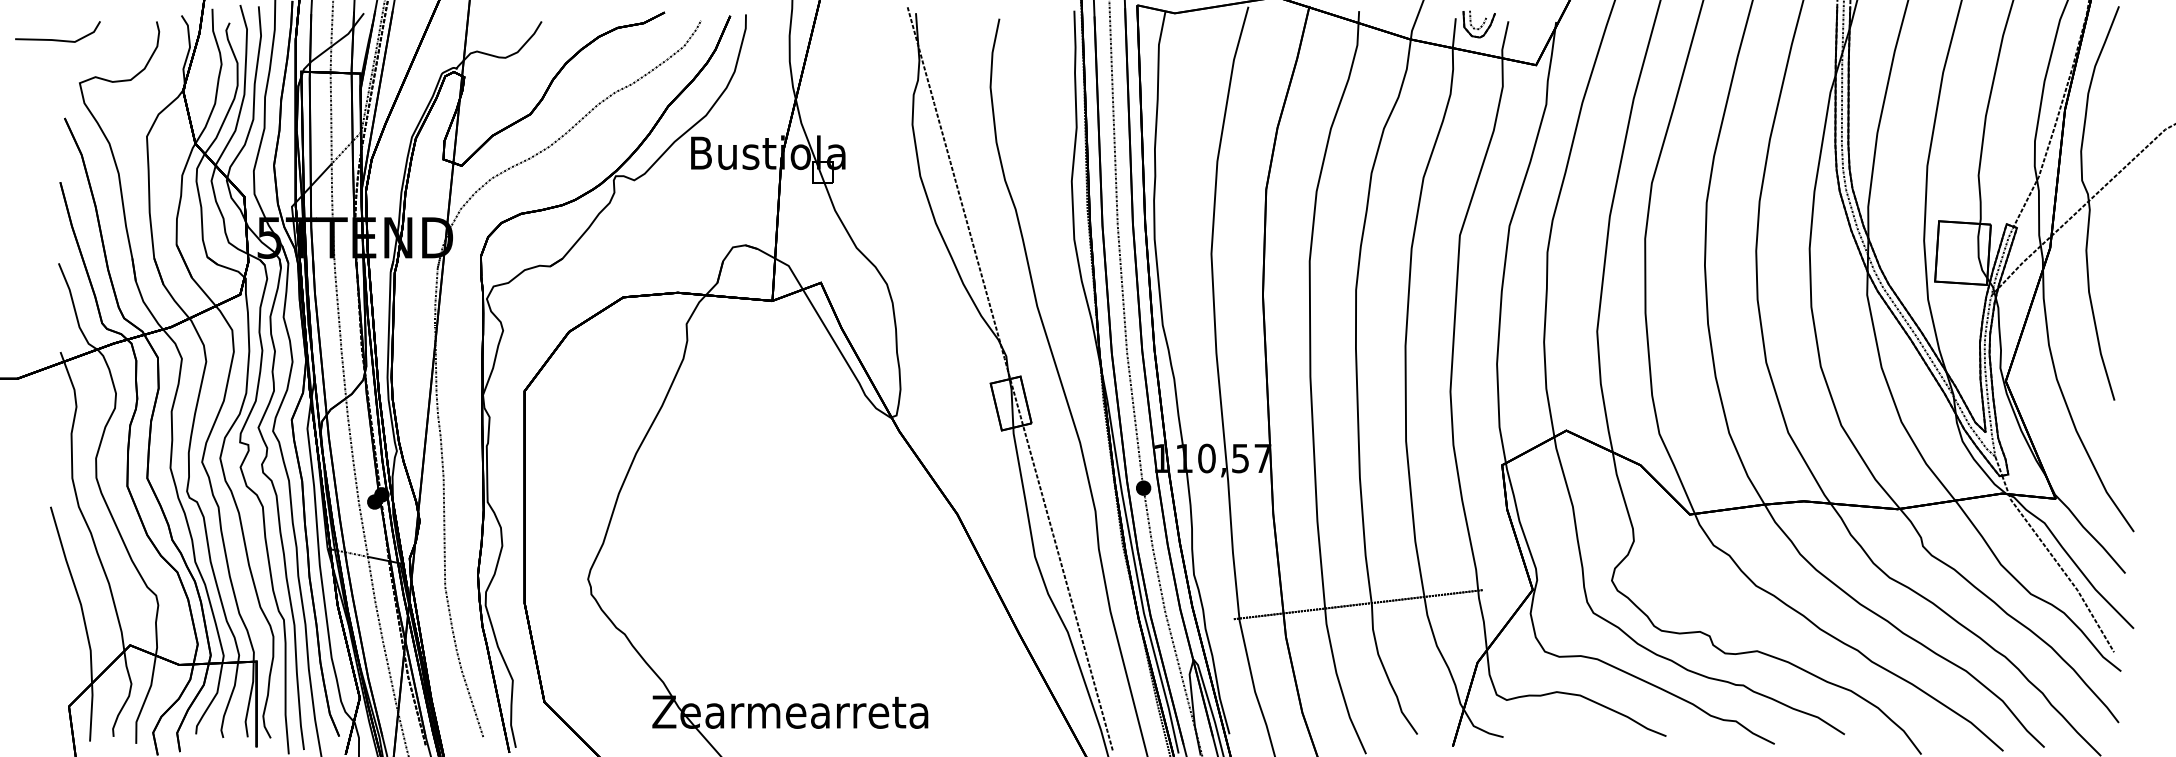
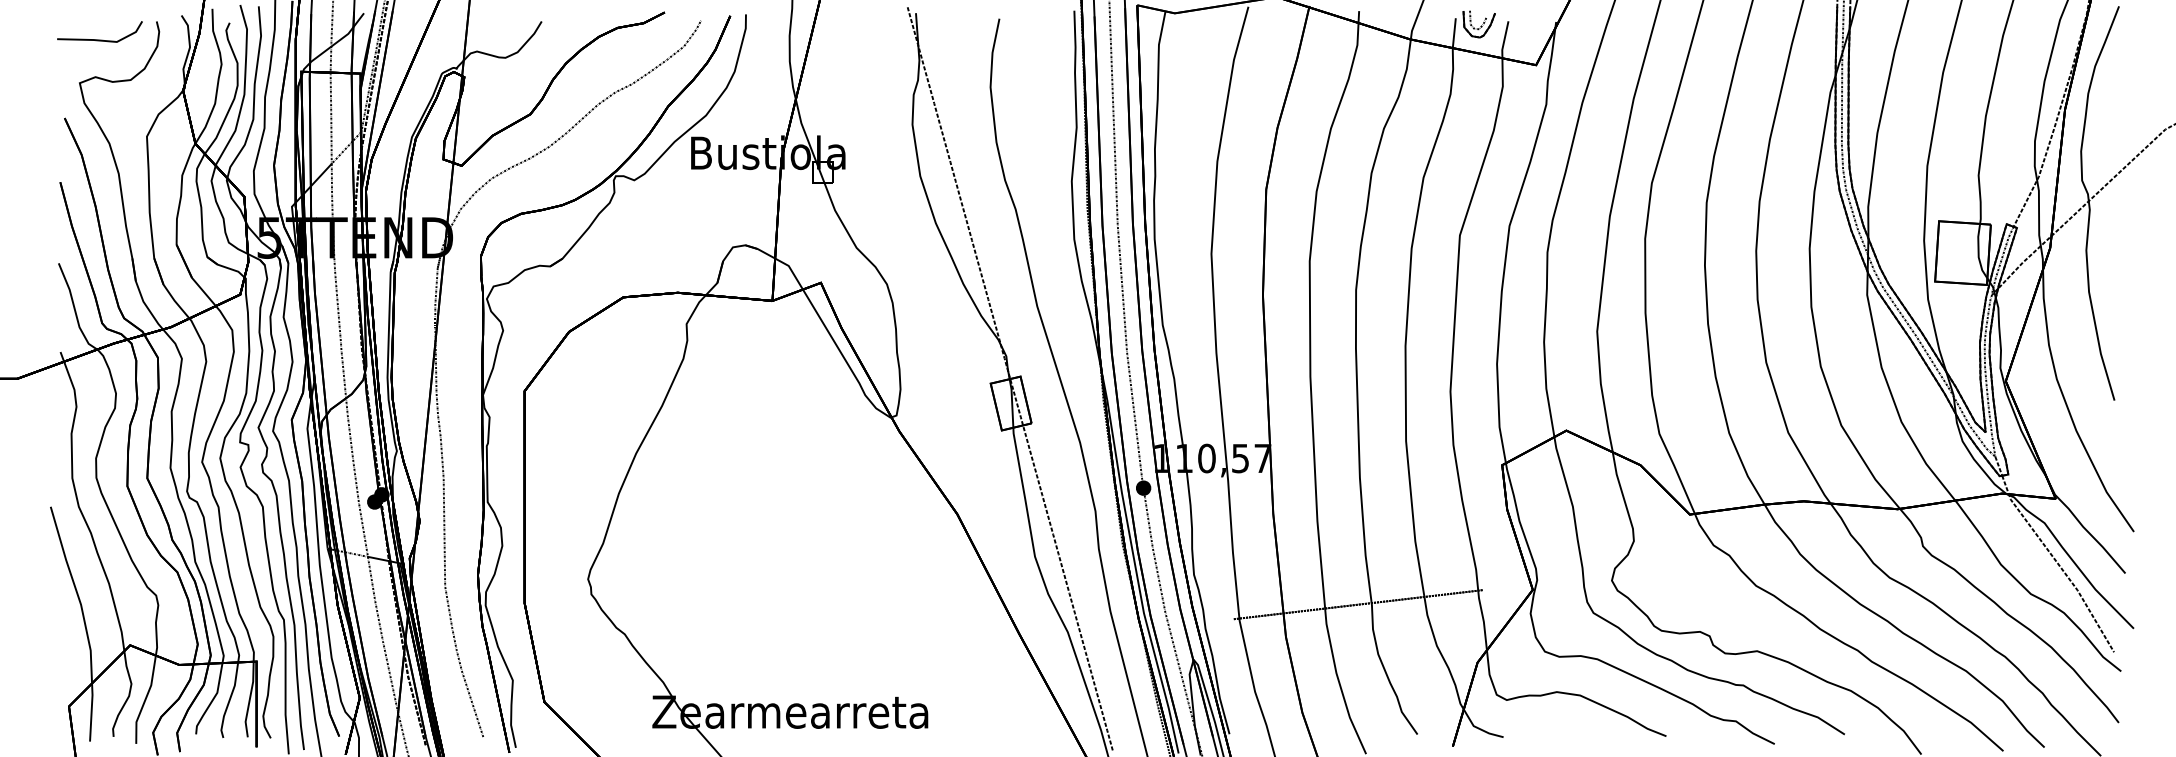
line position: (57, 39) -> (99, 39) (99, 39)
